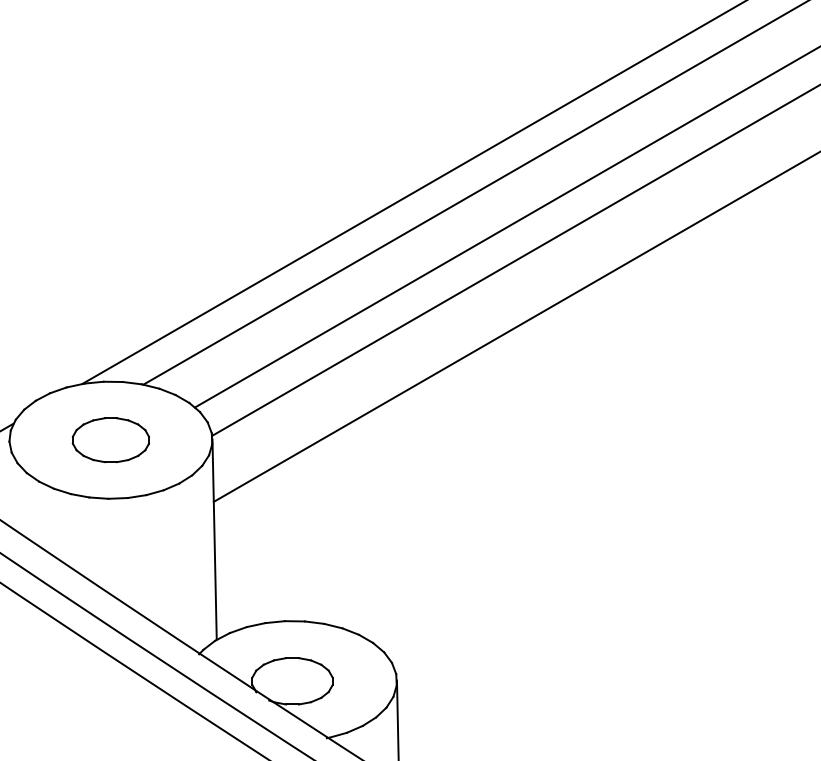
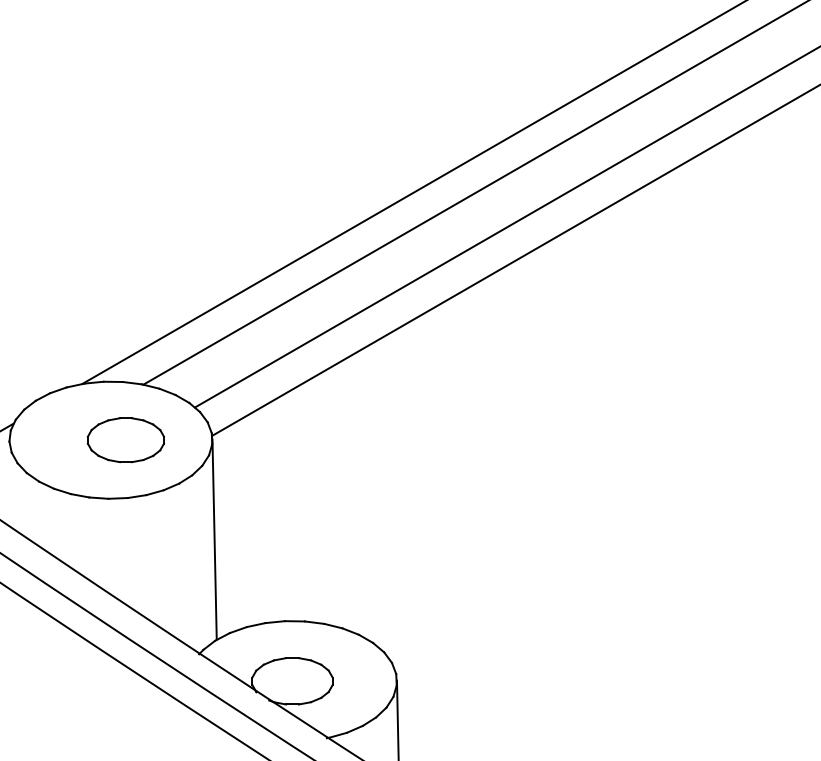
line: present -> none (515, 327)
part position: (110, 440) -> (125, 440) (125, 440)
